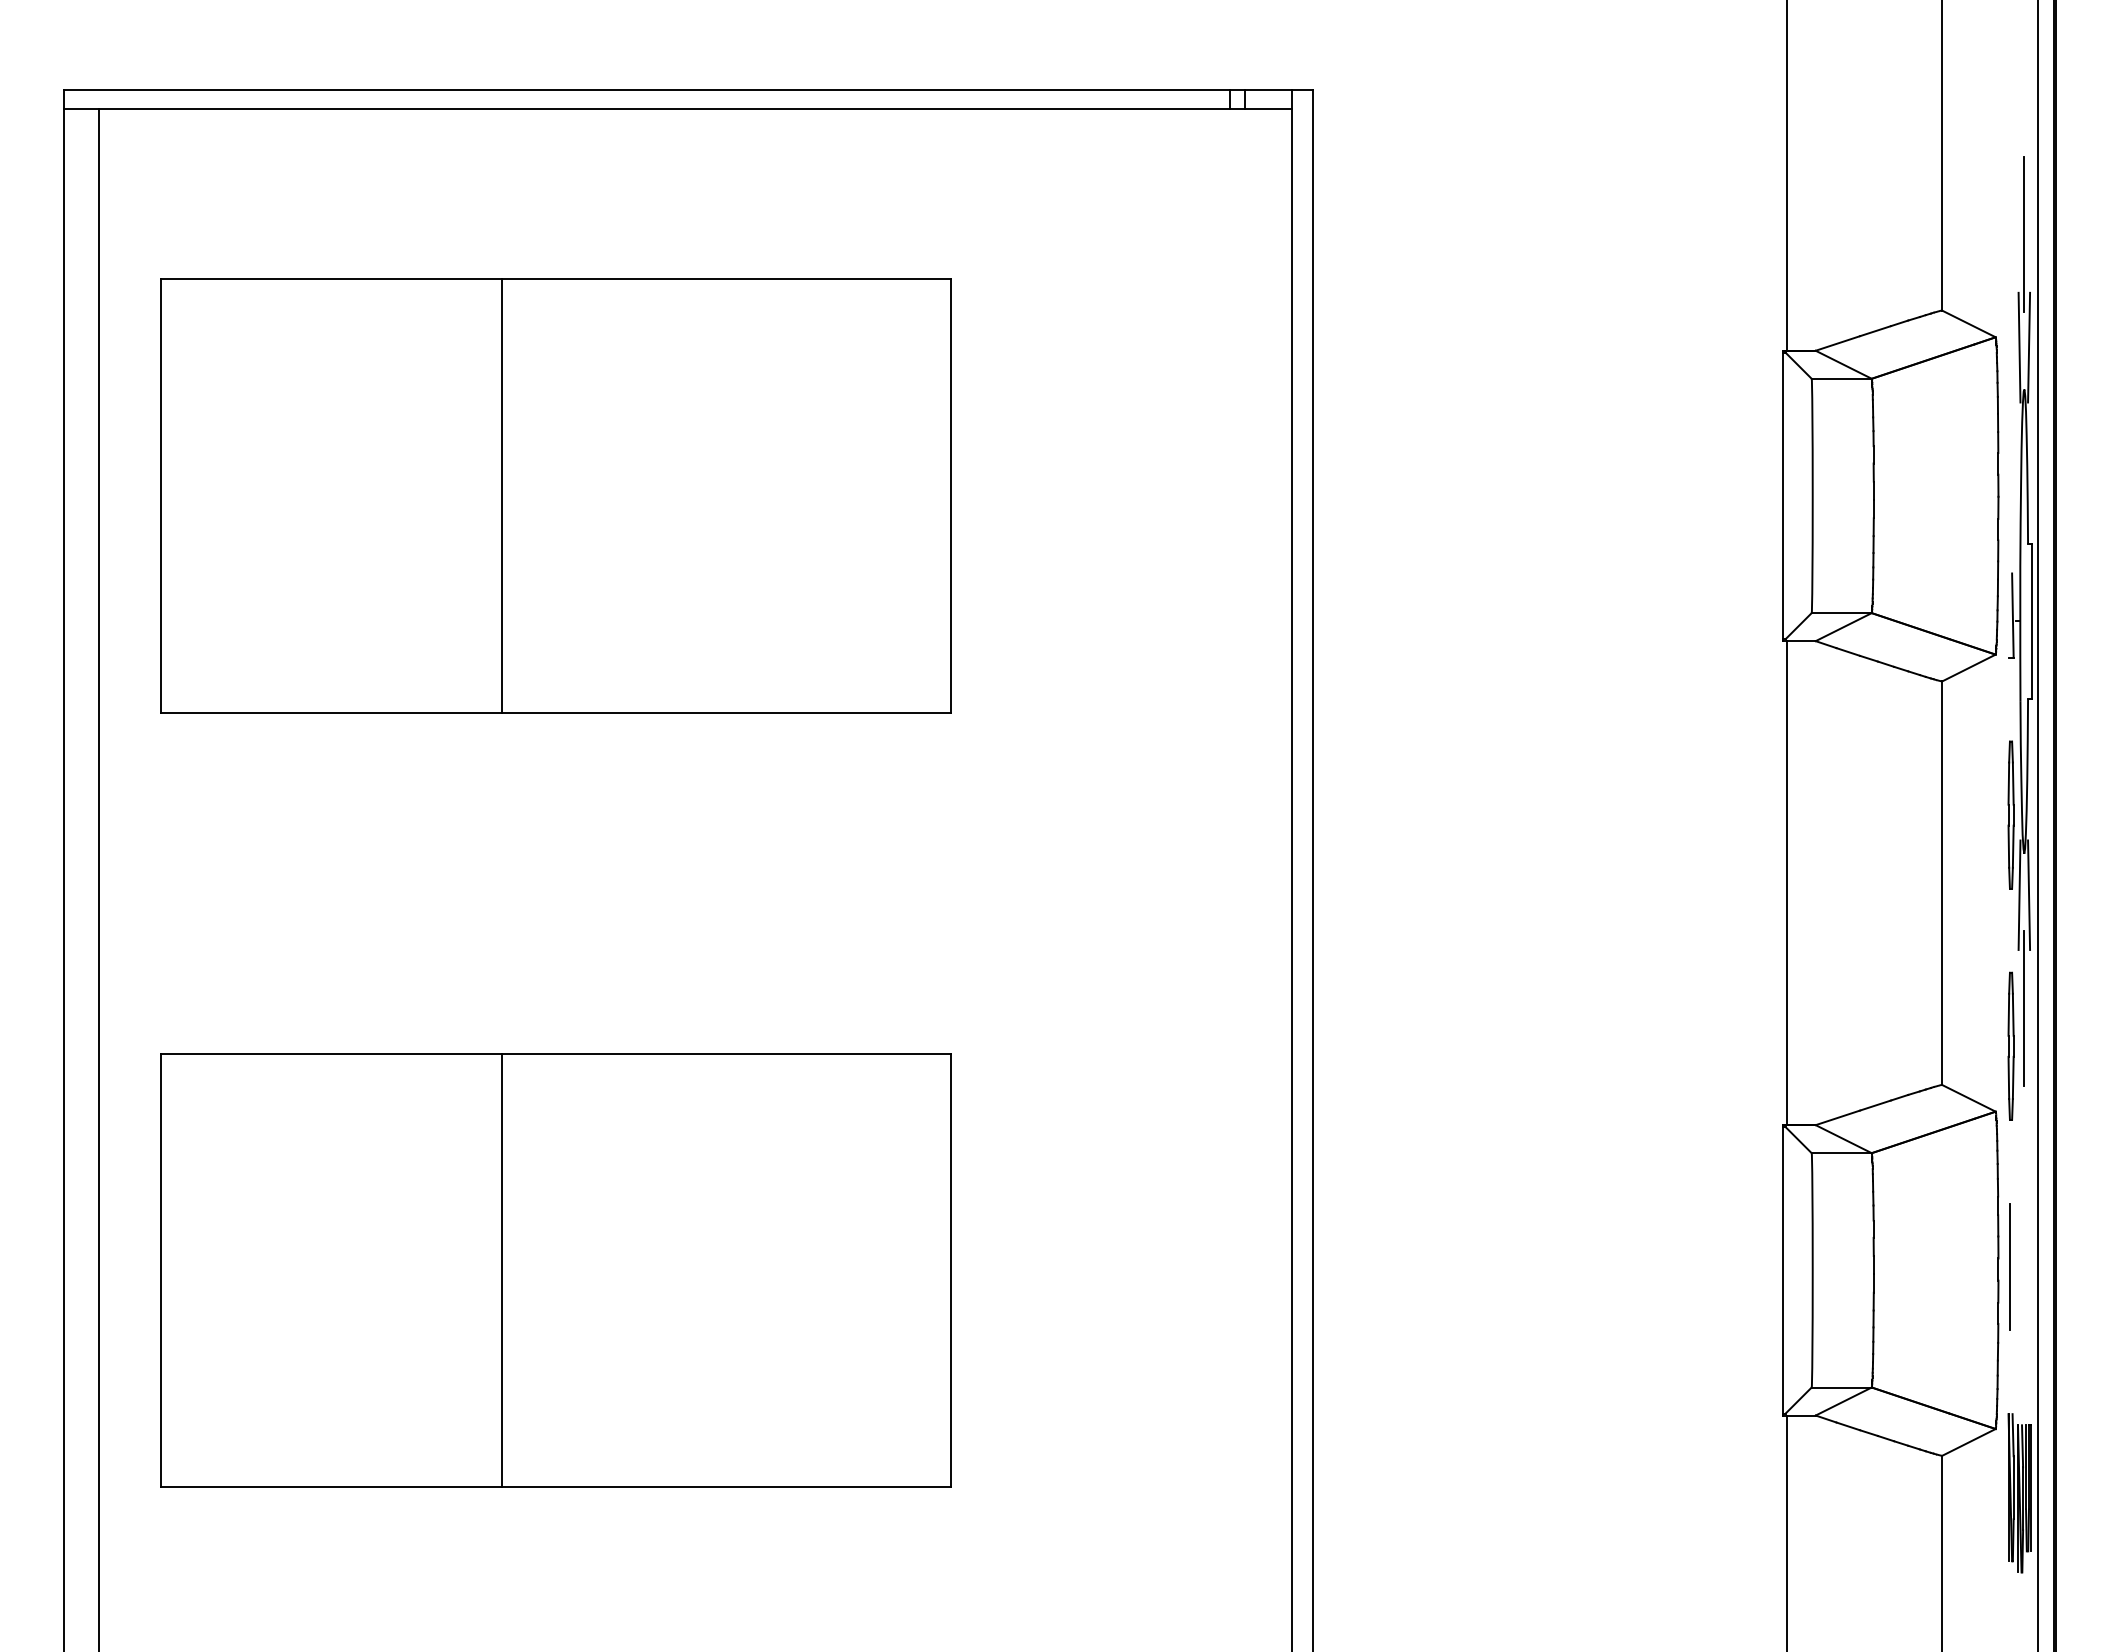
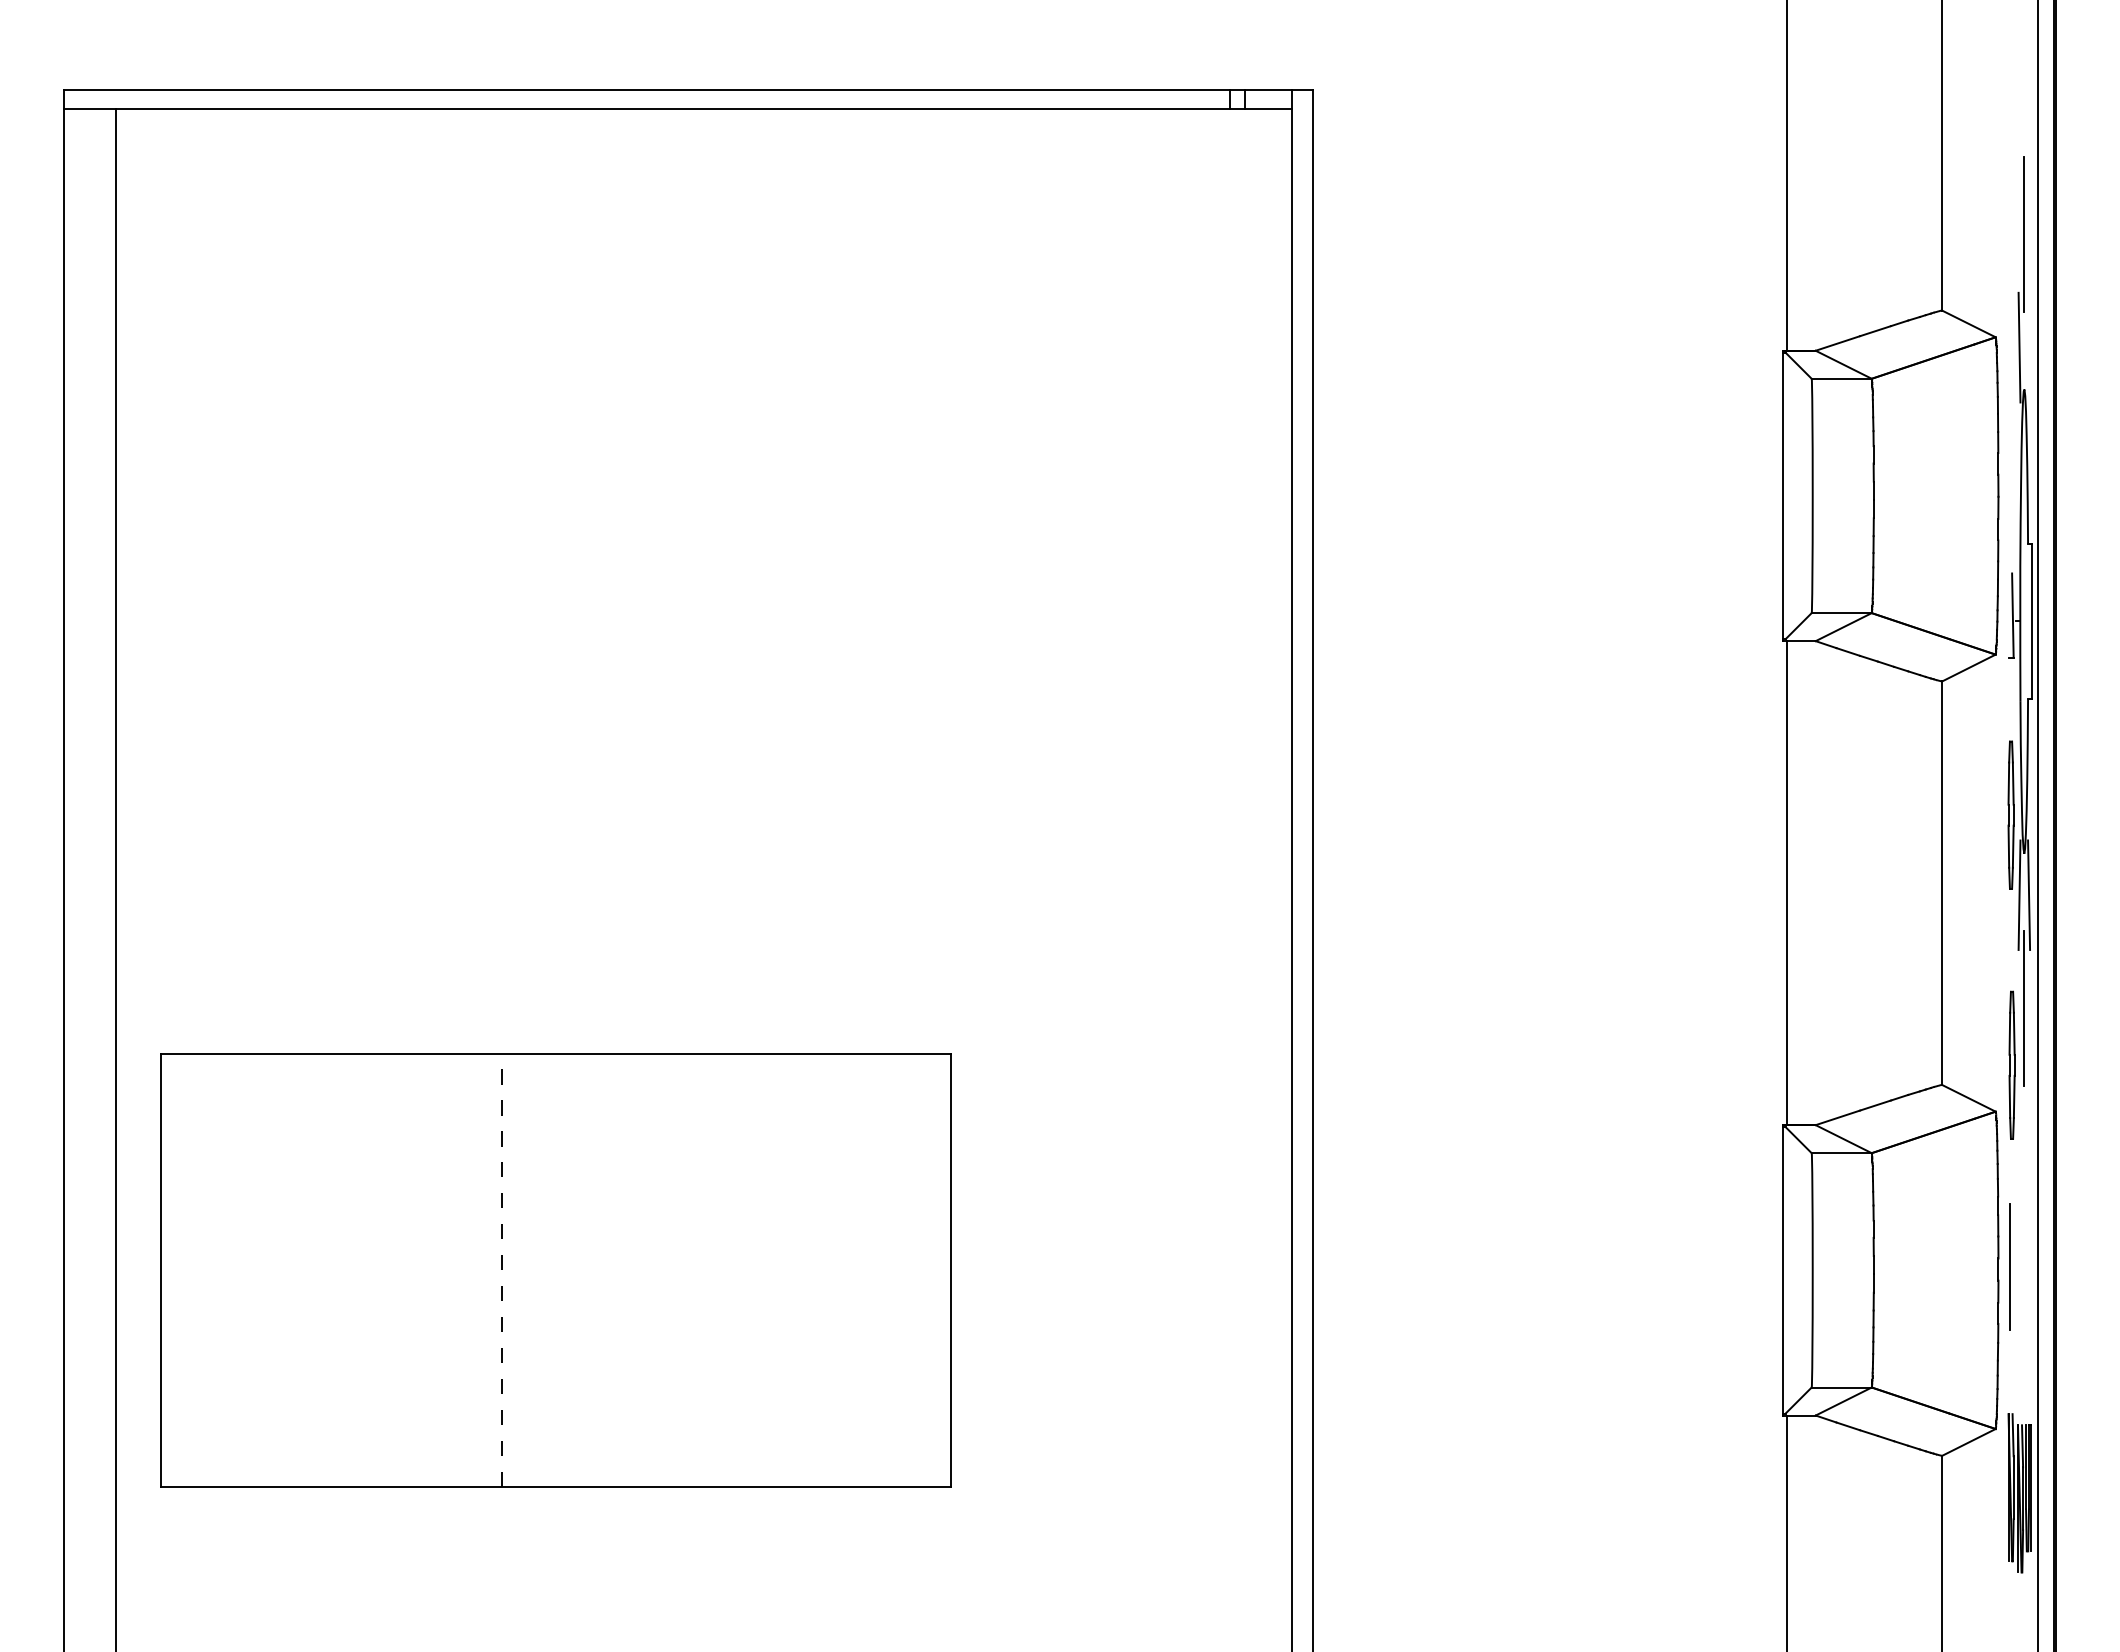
line: present -> none (2029, 347)
part: present -> none (555, 495)
line position: (99, 878) -> (116, 878) (116, 878)
part position: (2010, 1045) -> (2011, 1064) (2011, 1064)
line: solid -> dashed (502, 1270)
